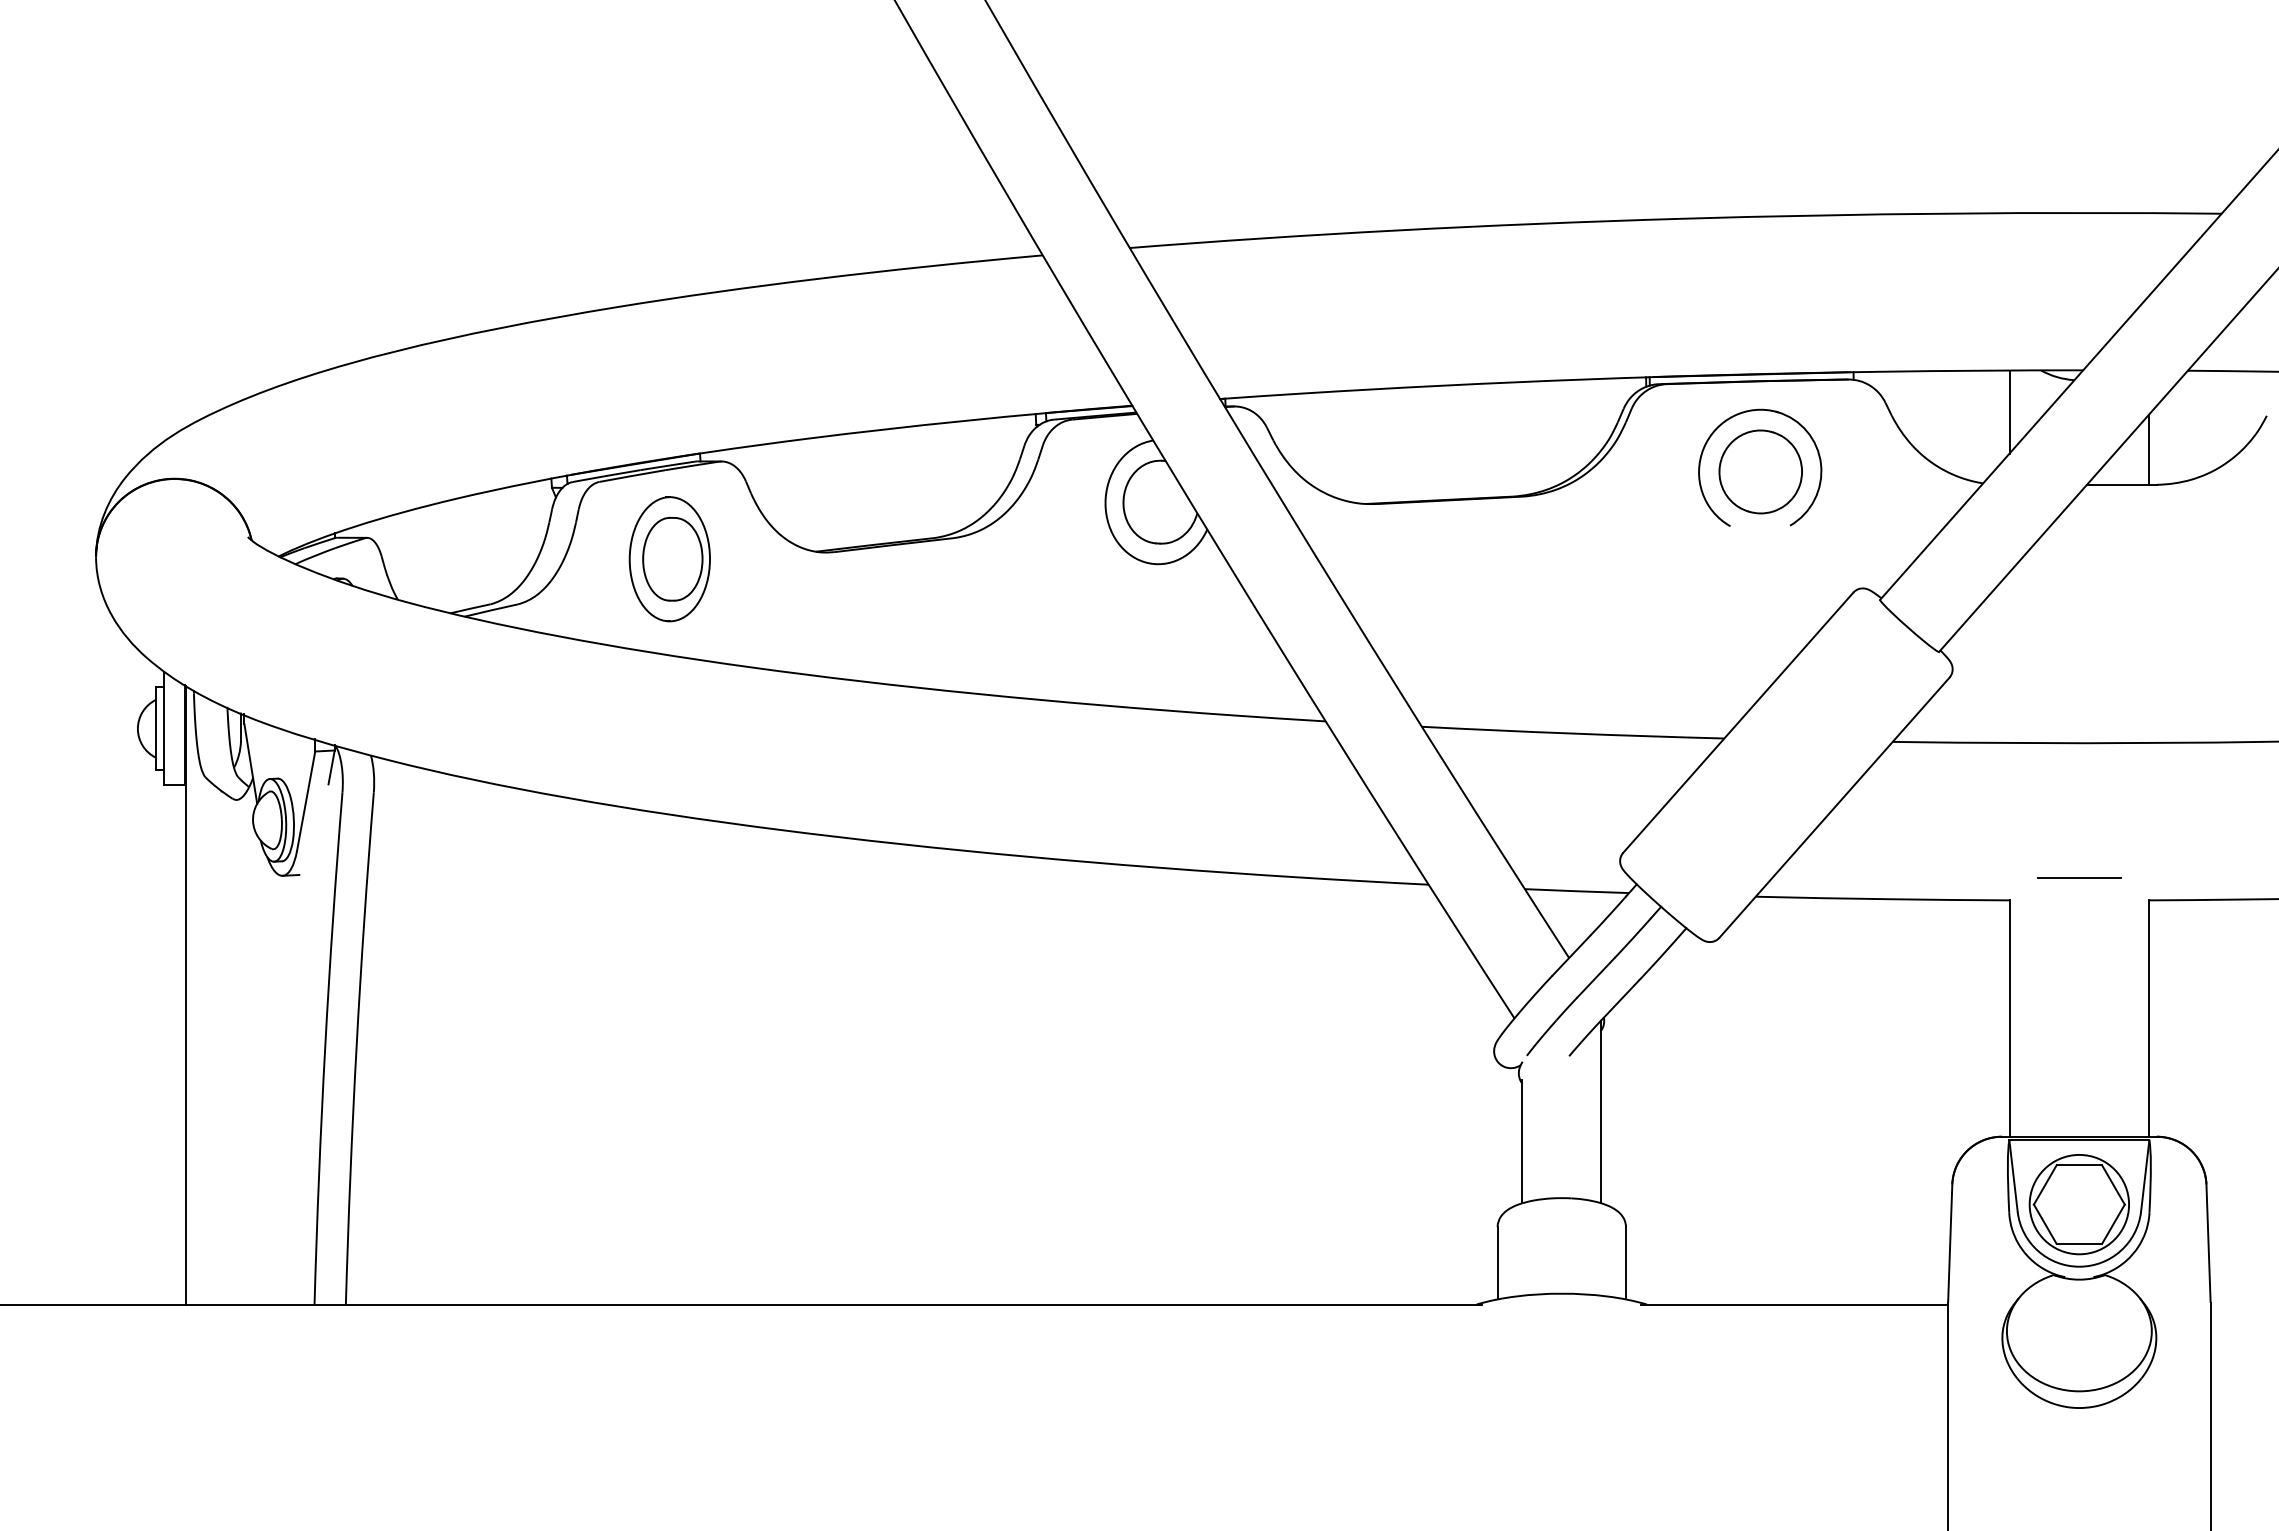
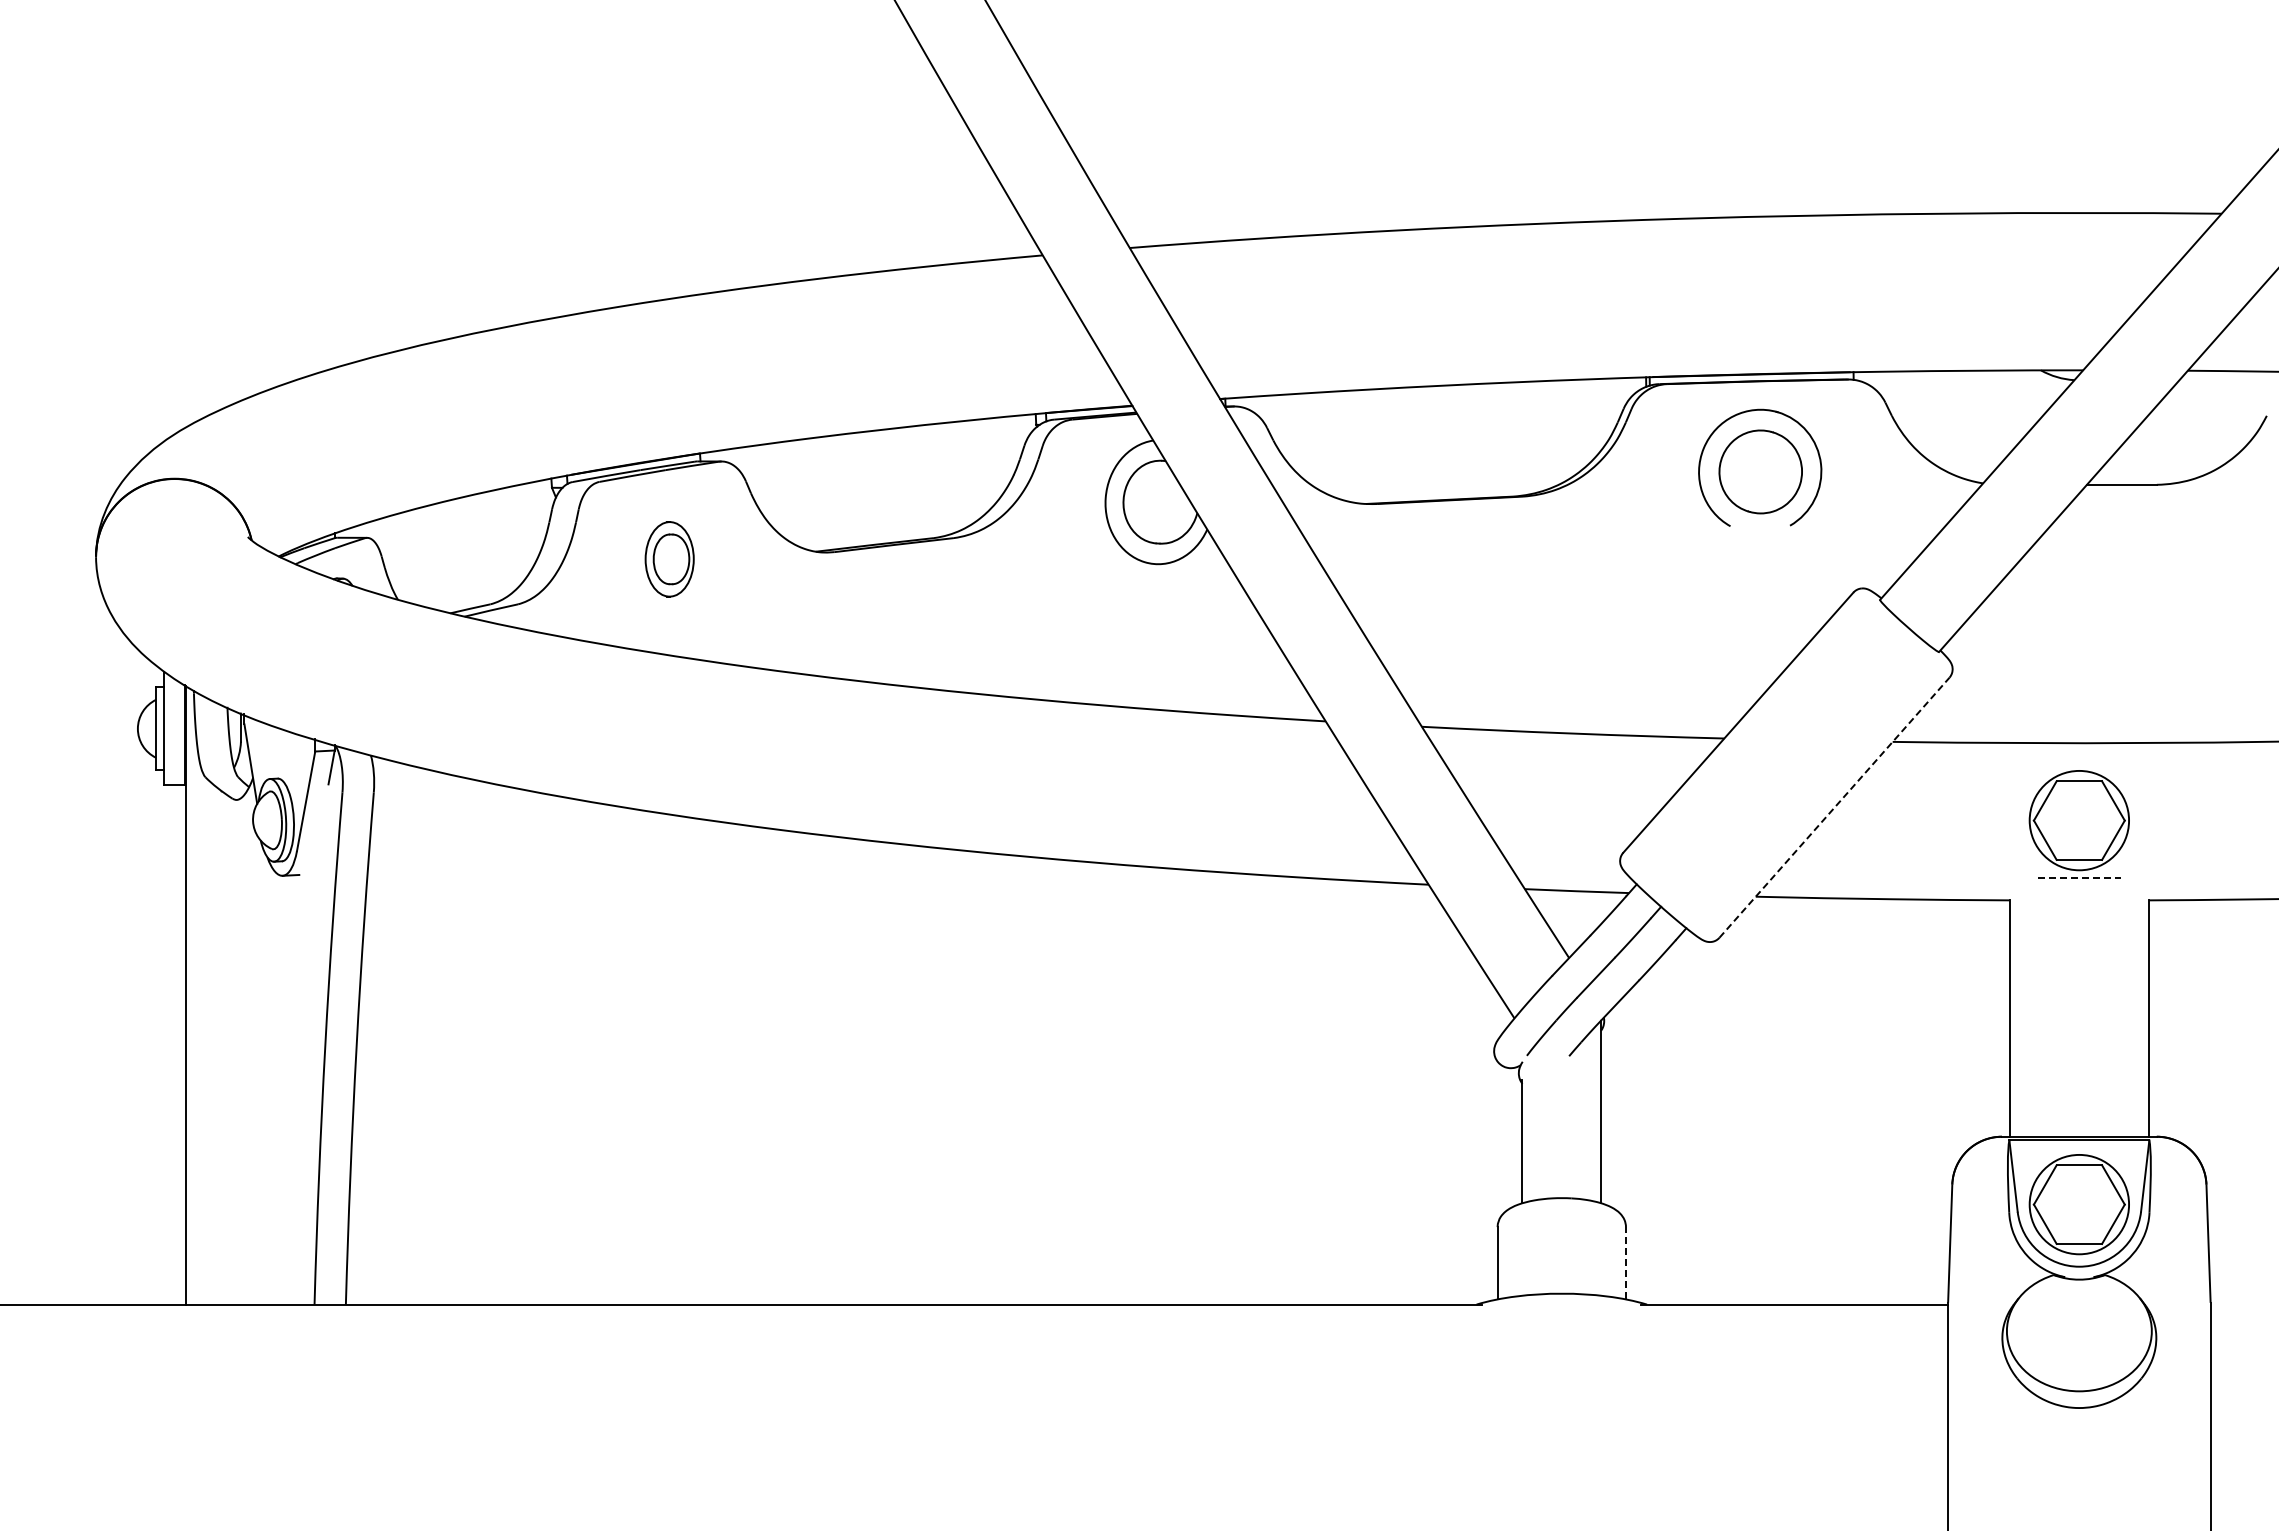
line: present -> none (2009, 411)
line: present -> none (2149, 449)
part size: 83x127 px -> 51x77 px (669, 559)
line: solid -> dashed (1834, 807)
part: none -> present (2078, 820)
line: solid -> dashed (2079, 877)
line: solid -> dashed (1625, 1262)
